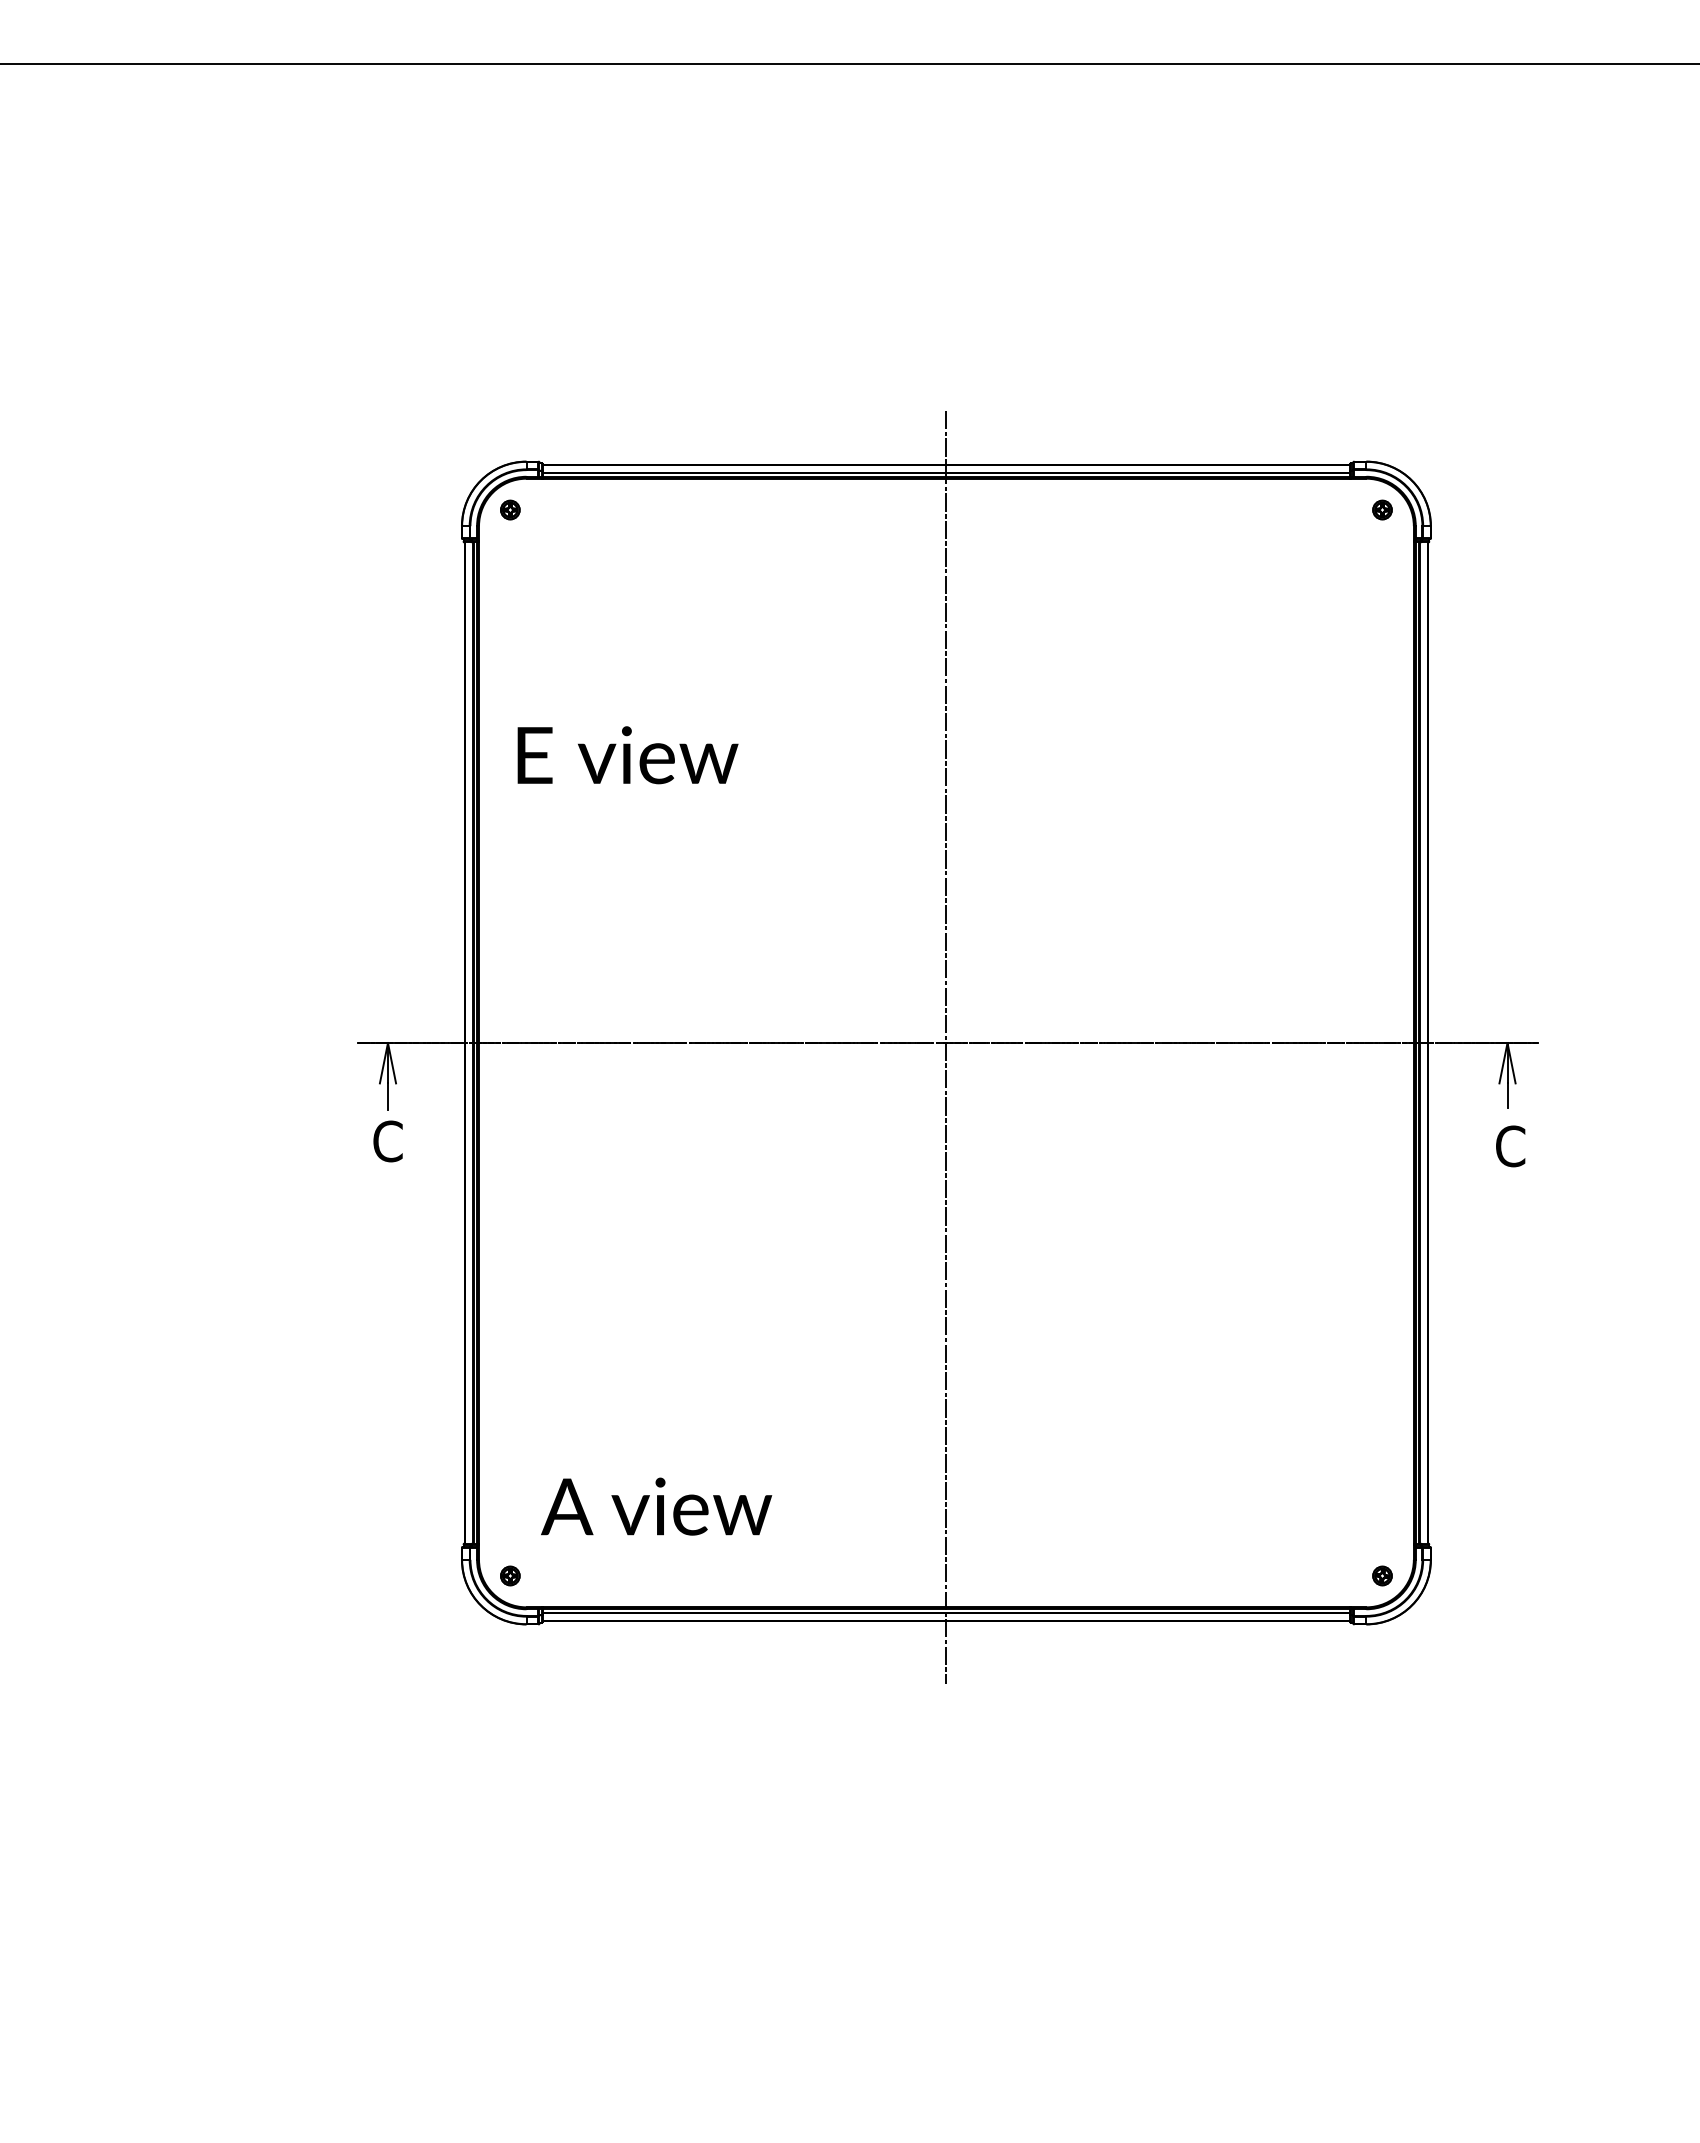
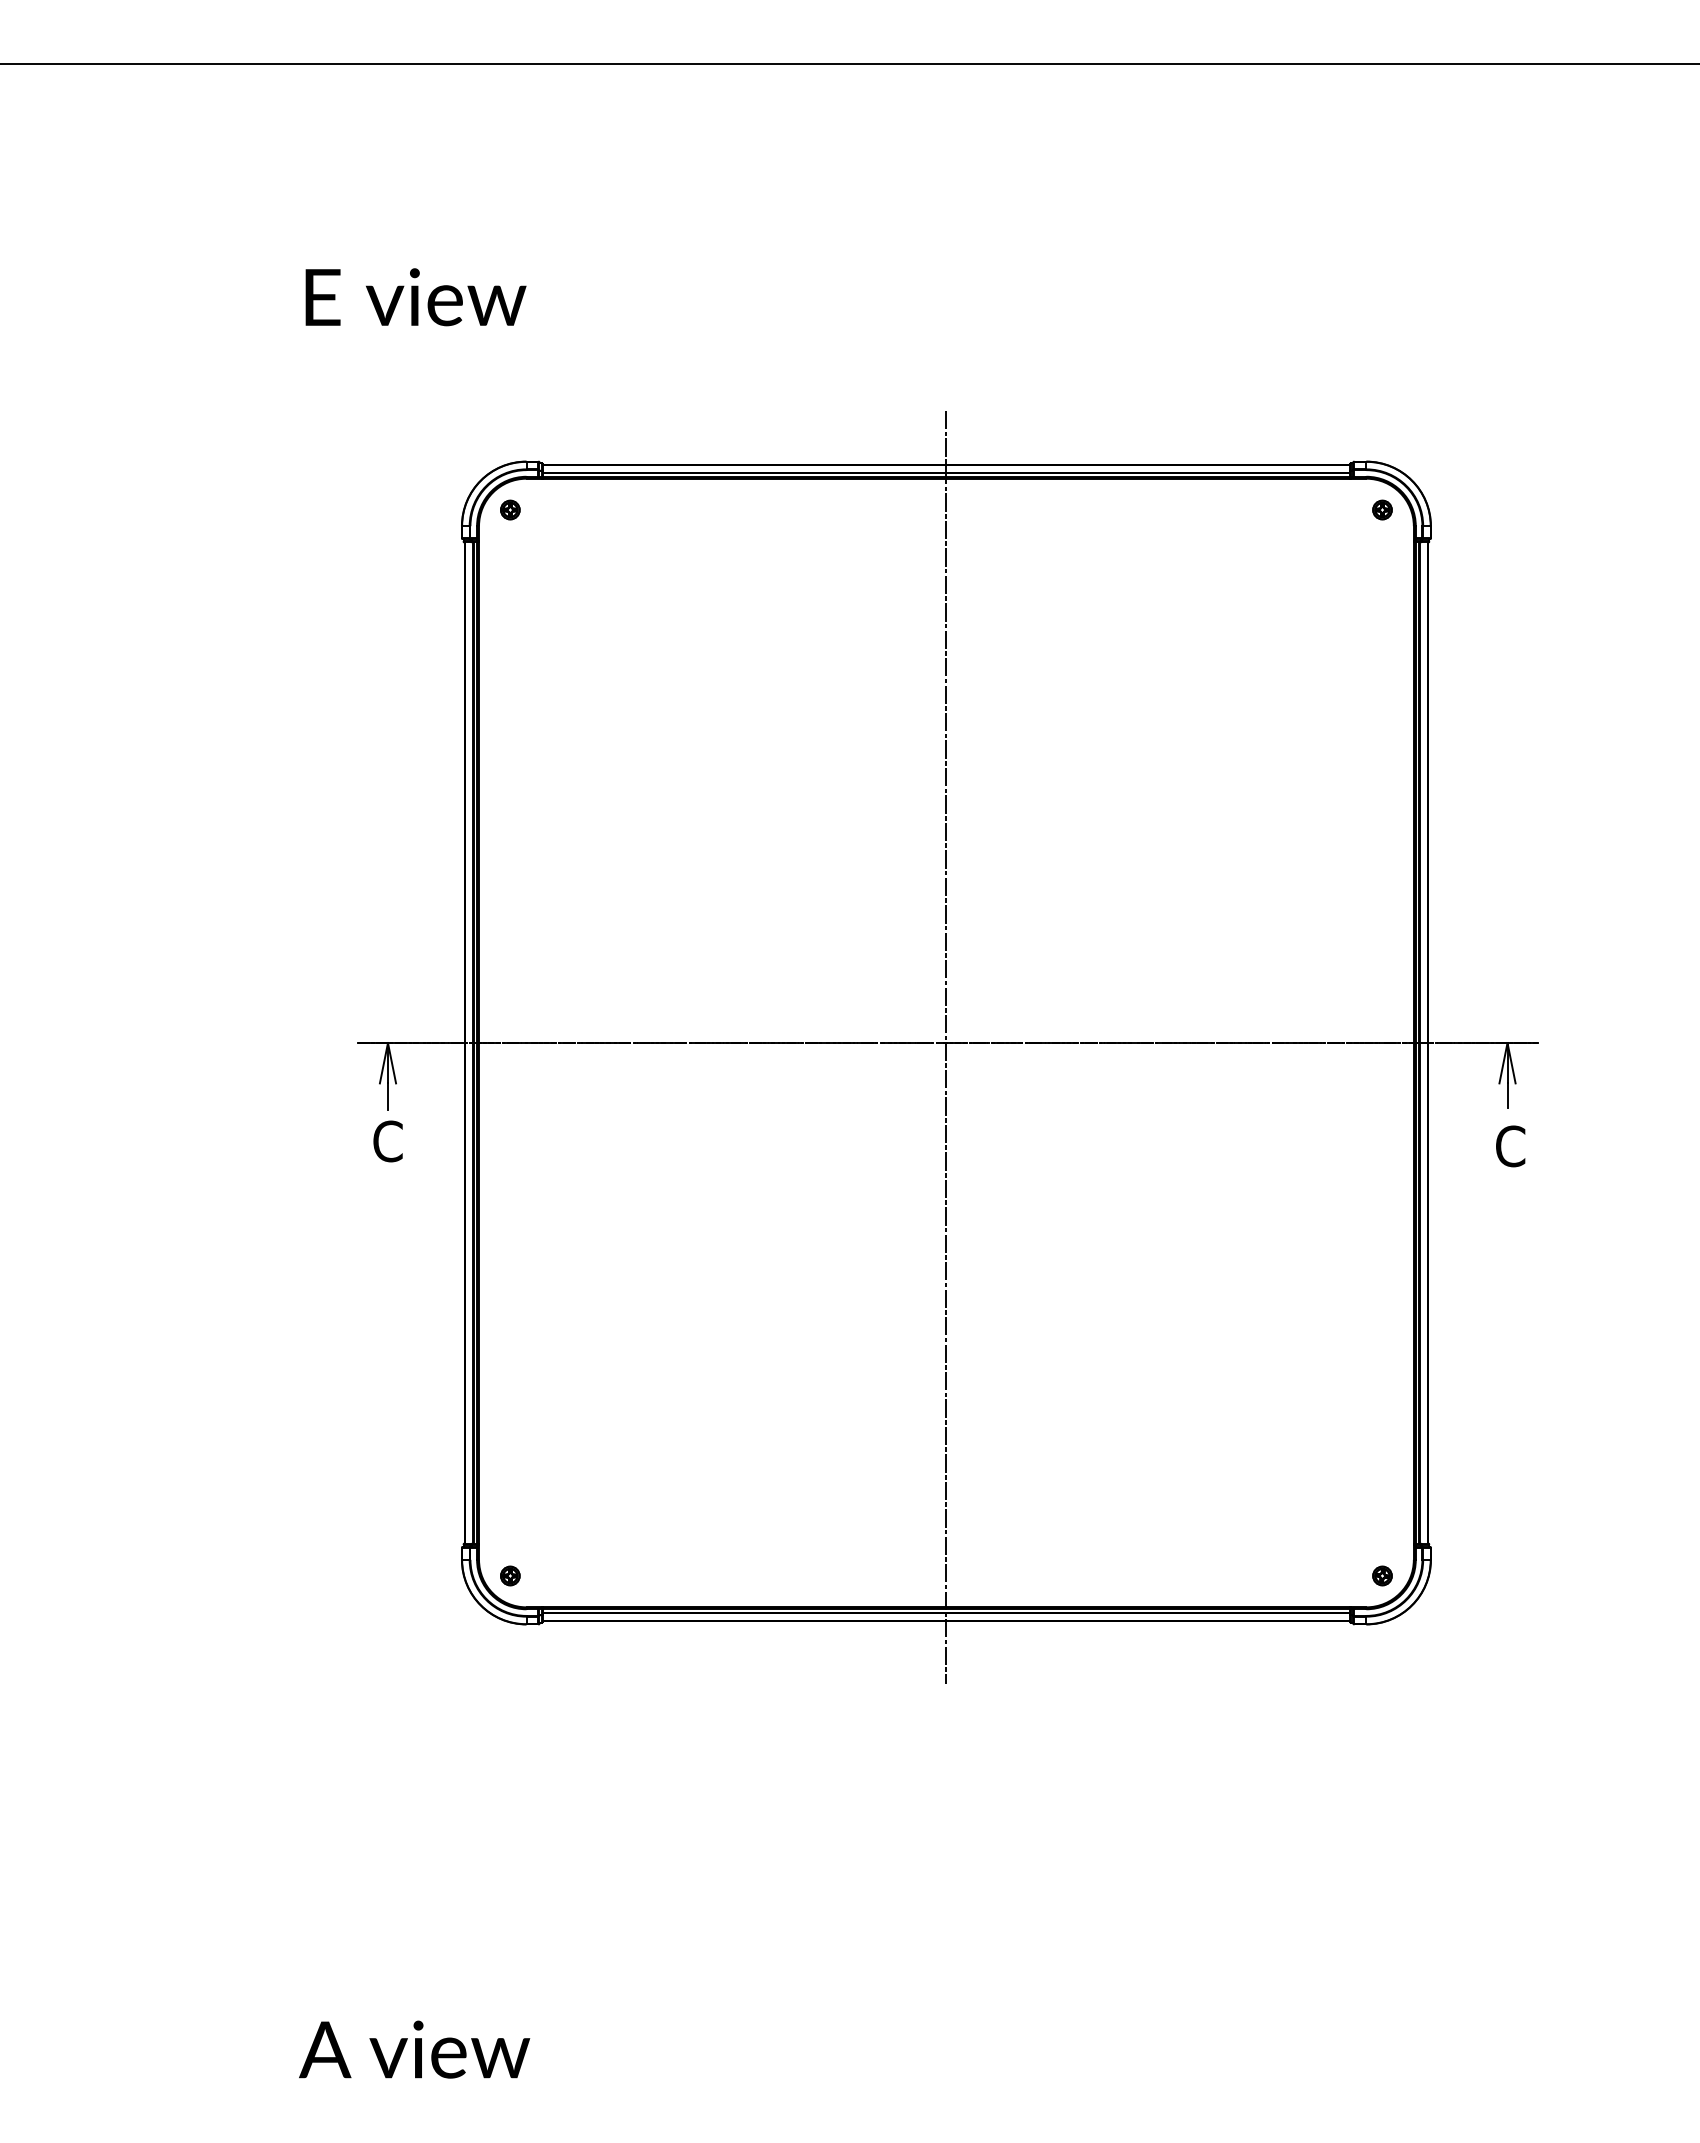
text position: (627, 755) -> (415, 297) (415, 297)
text position: (656, 1506) -> (414, 2049) (414, 2049)
